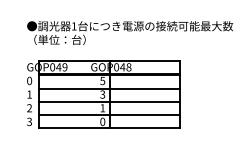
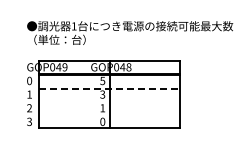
line: solid -> dashed (109, 88)
line: present -> none (109, 101)
line: present -> none (109, 115)
